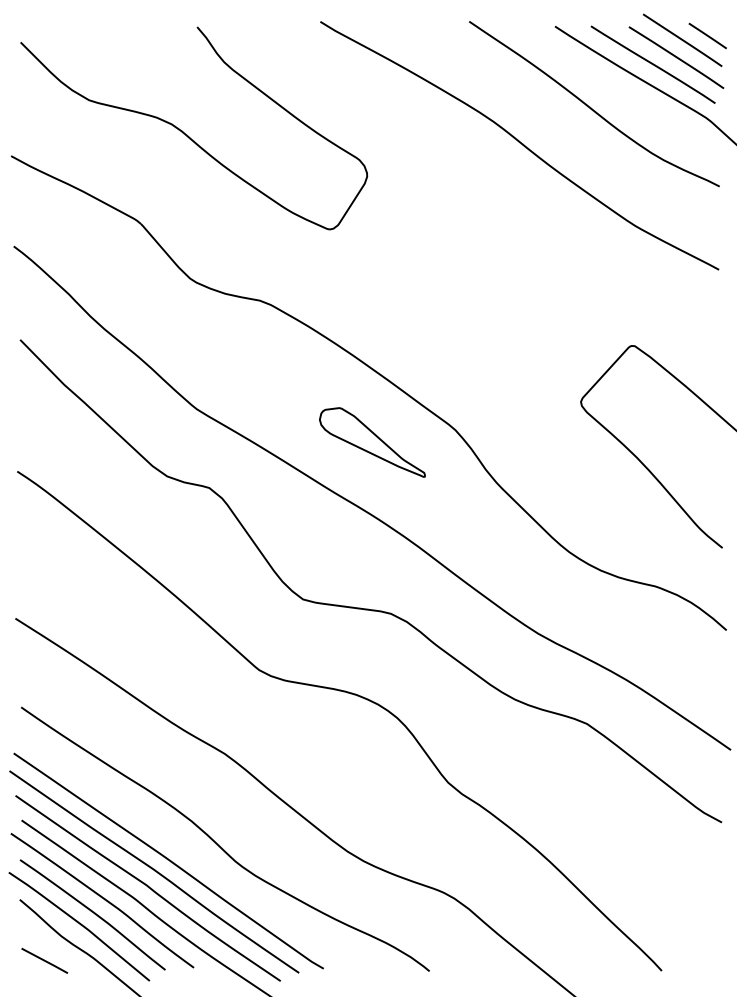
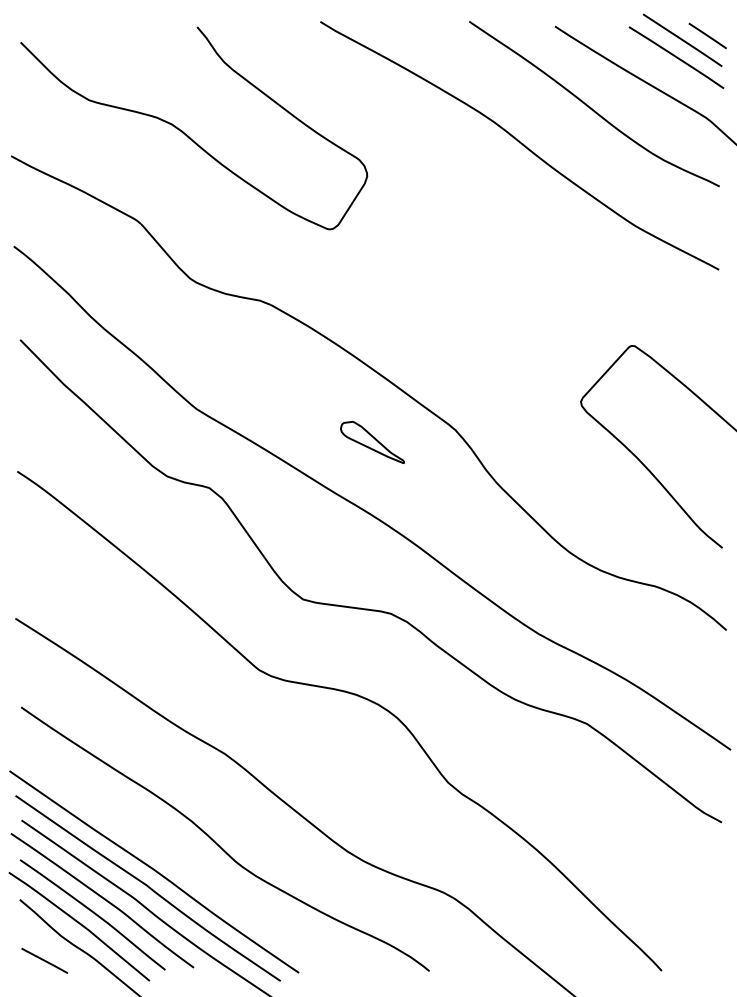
line: present -> none (652, 64)
part size: 107x71 px -> 65x43 px (372, 442)
curve: present -> none (168, 860)
